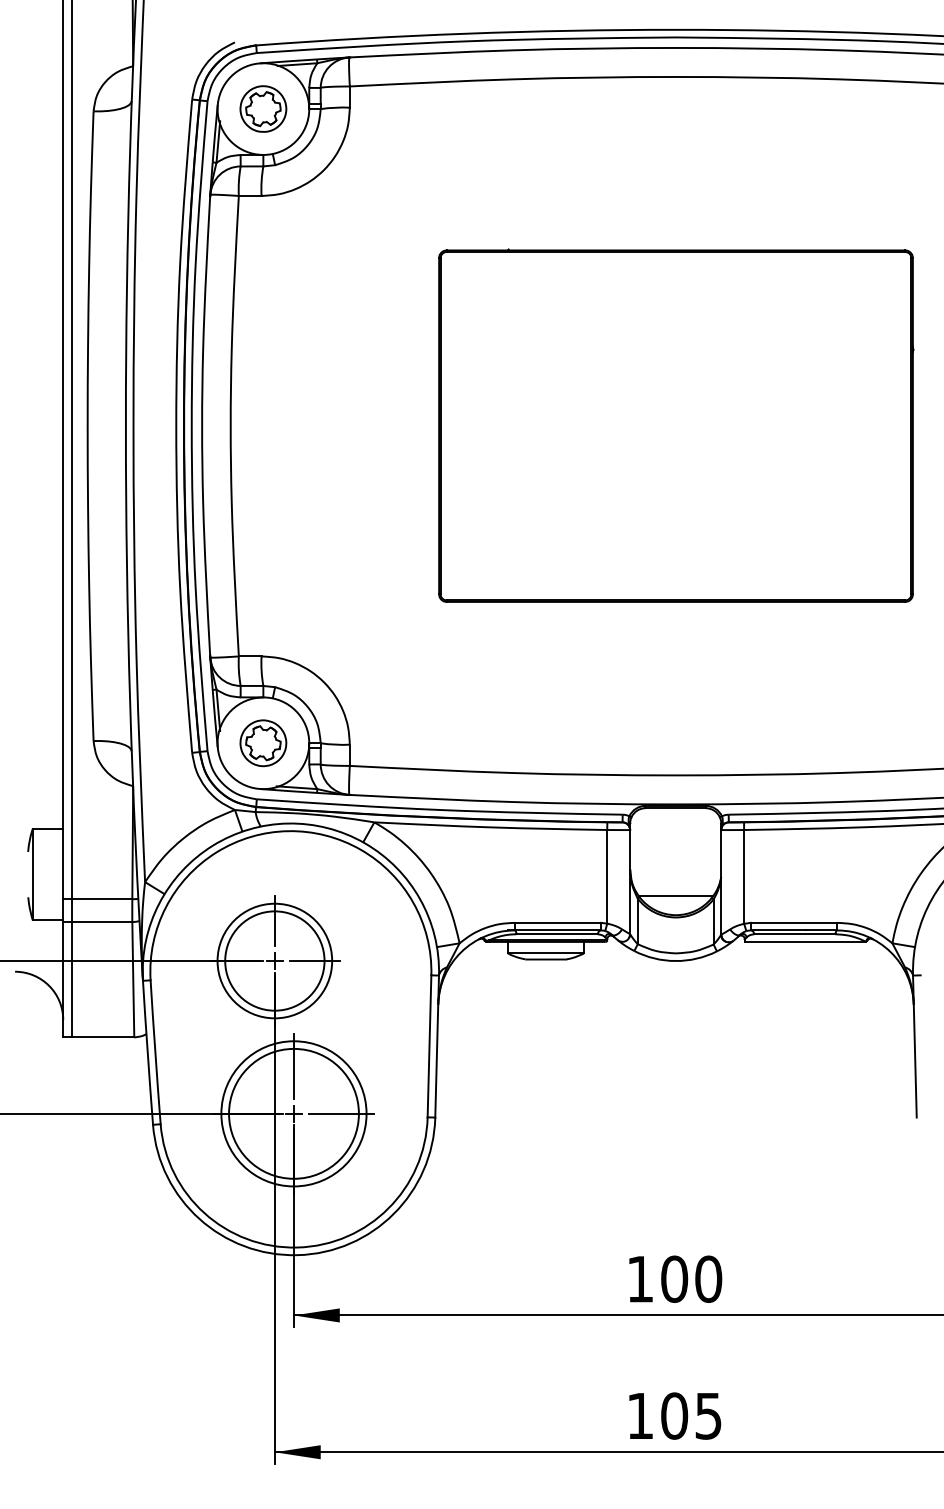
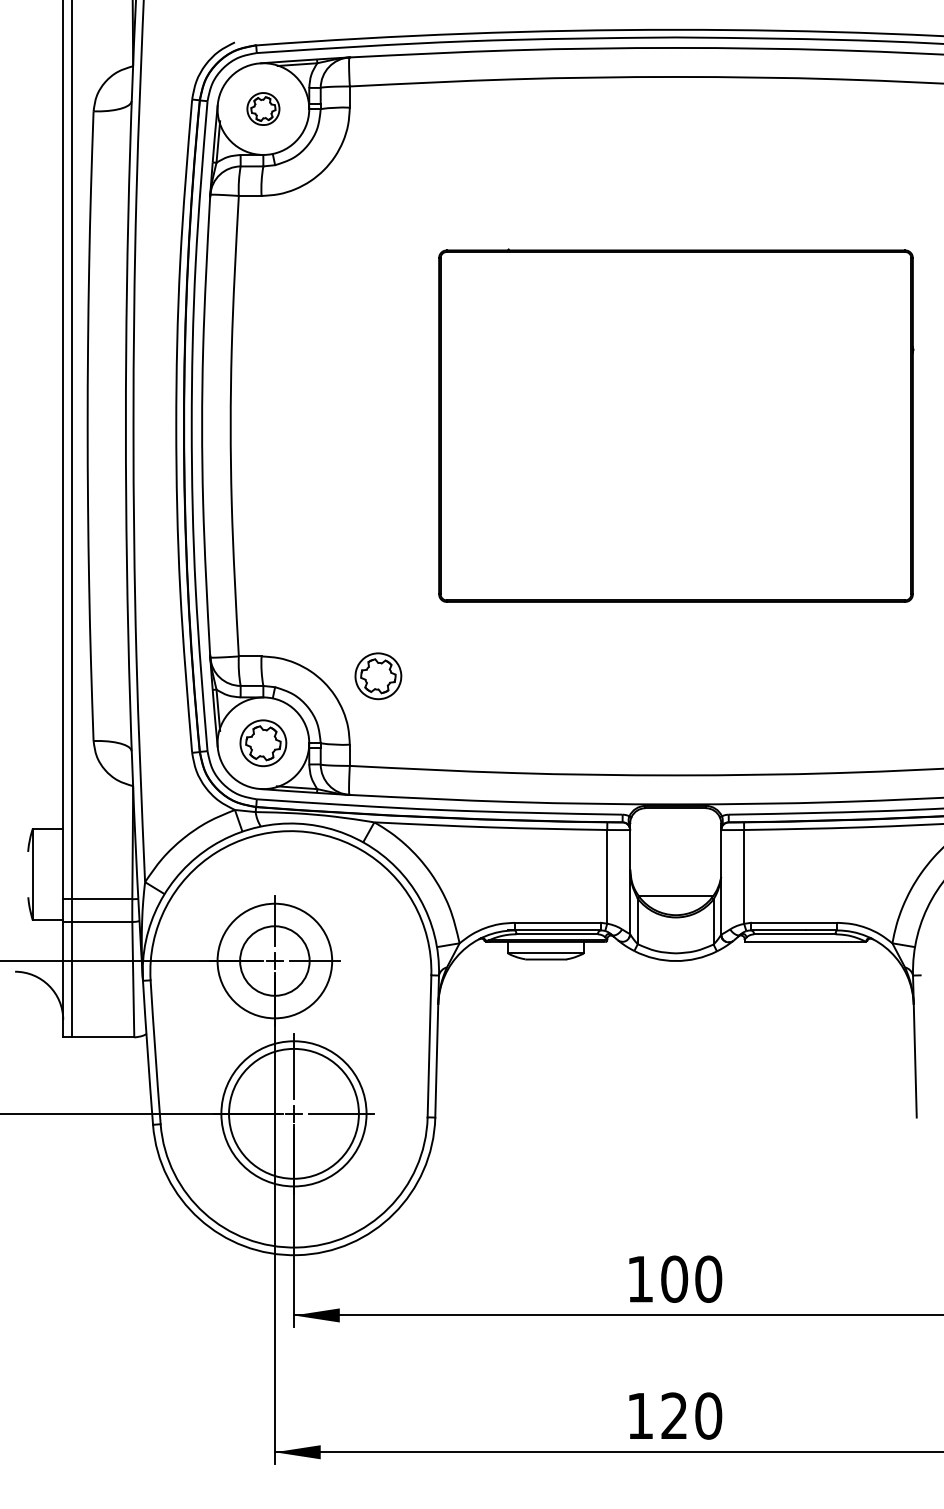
part size: 49x48 px -> 35x34 px (263, 108)
part: none -> present (378, 676)
circle diameter: 99 px -> 70 px (274, 960)
text: 105 -> 120 (691, 1415)
